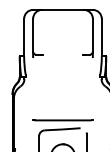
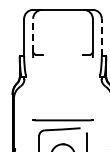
line: solid -> dashed (33, 34)
line: solid -> dashed (101, 37)
